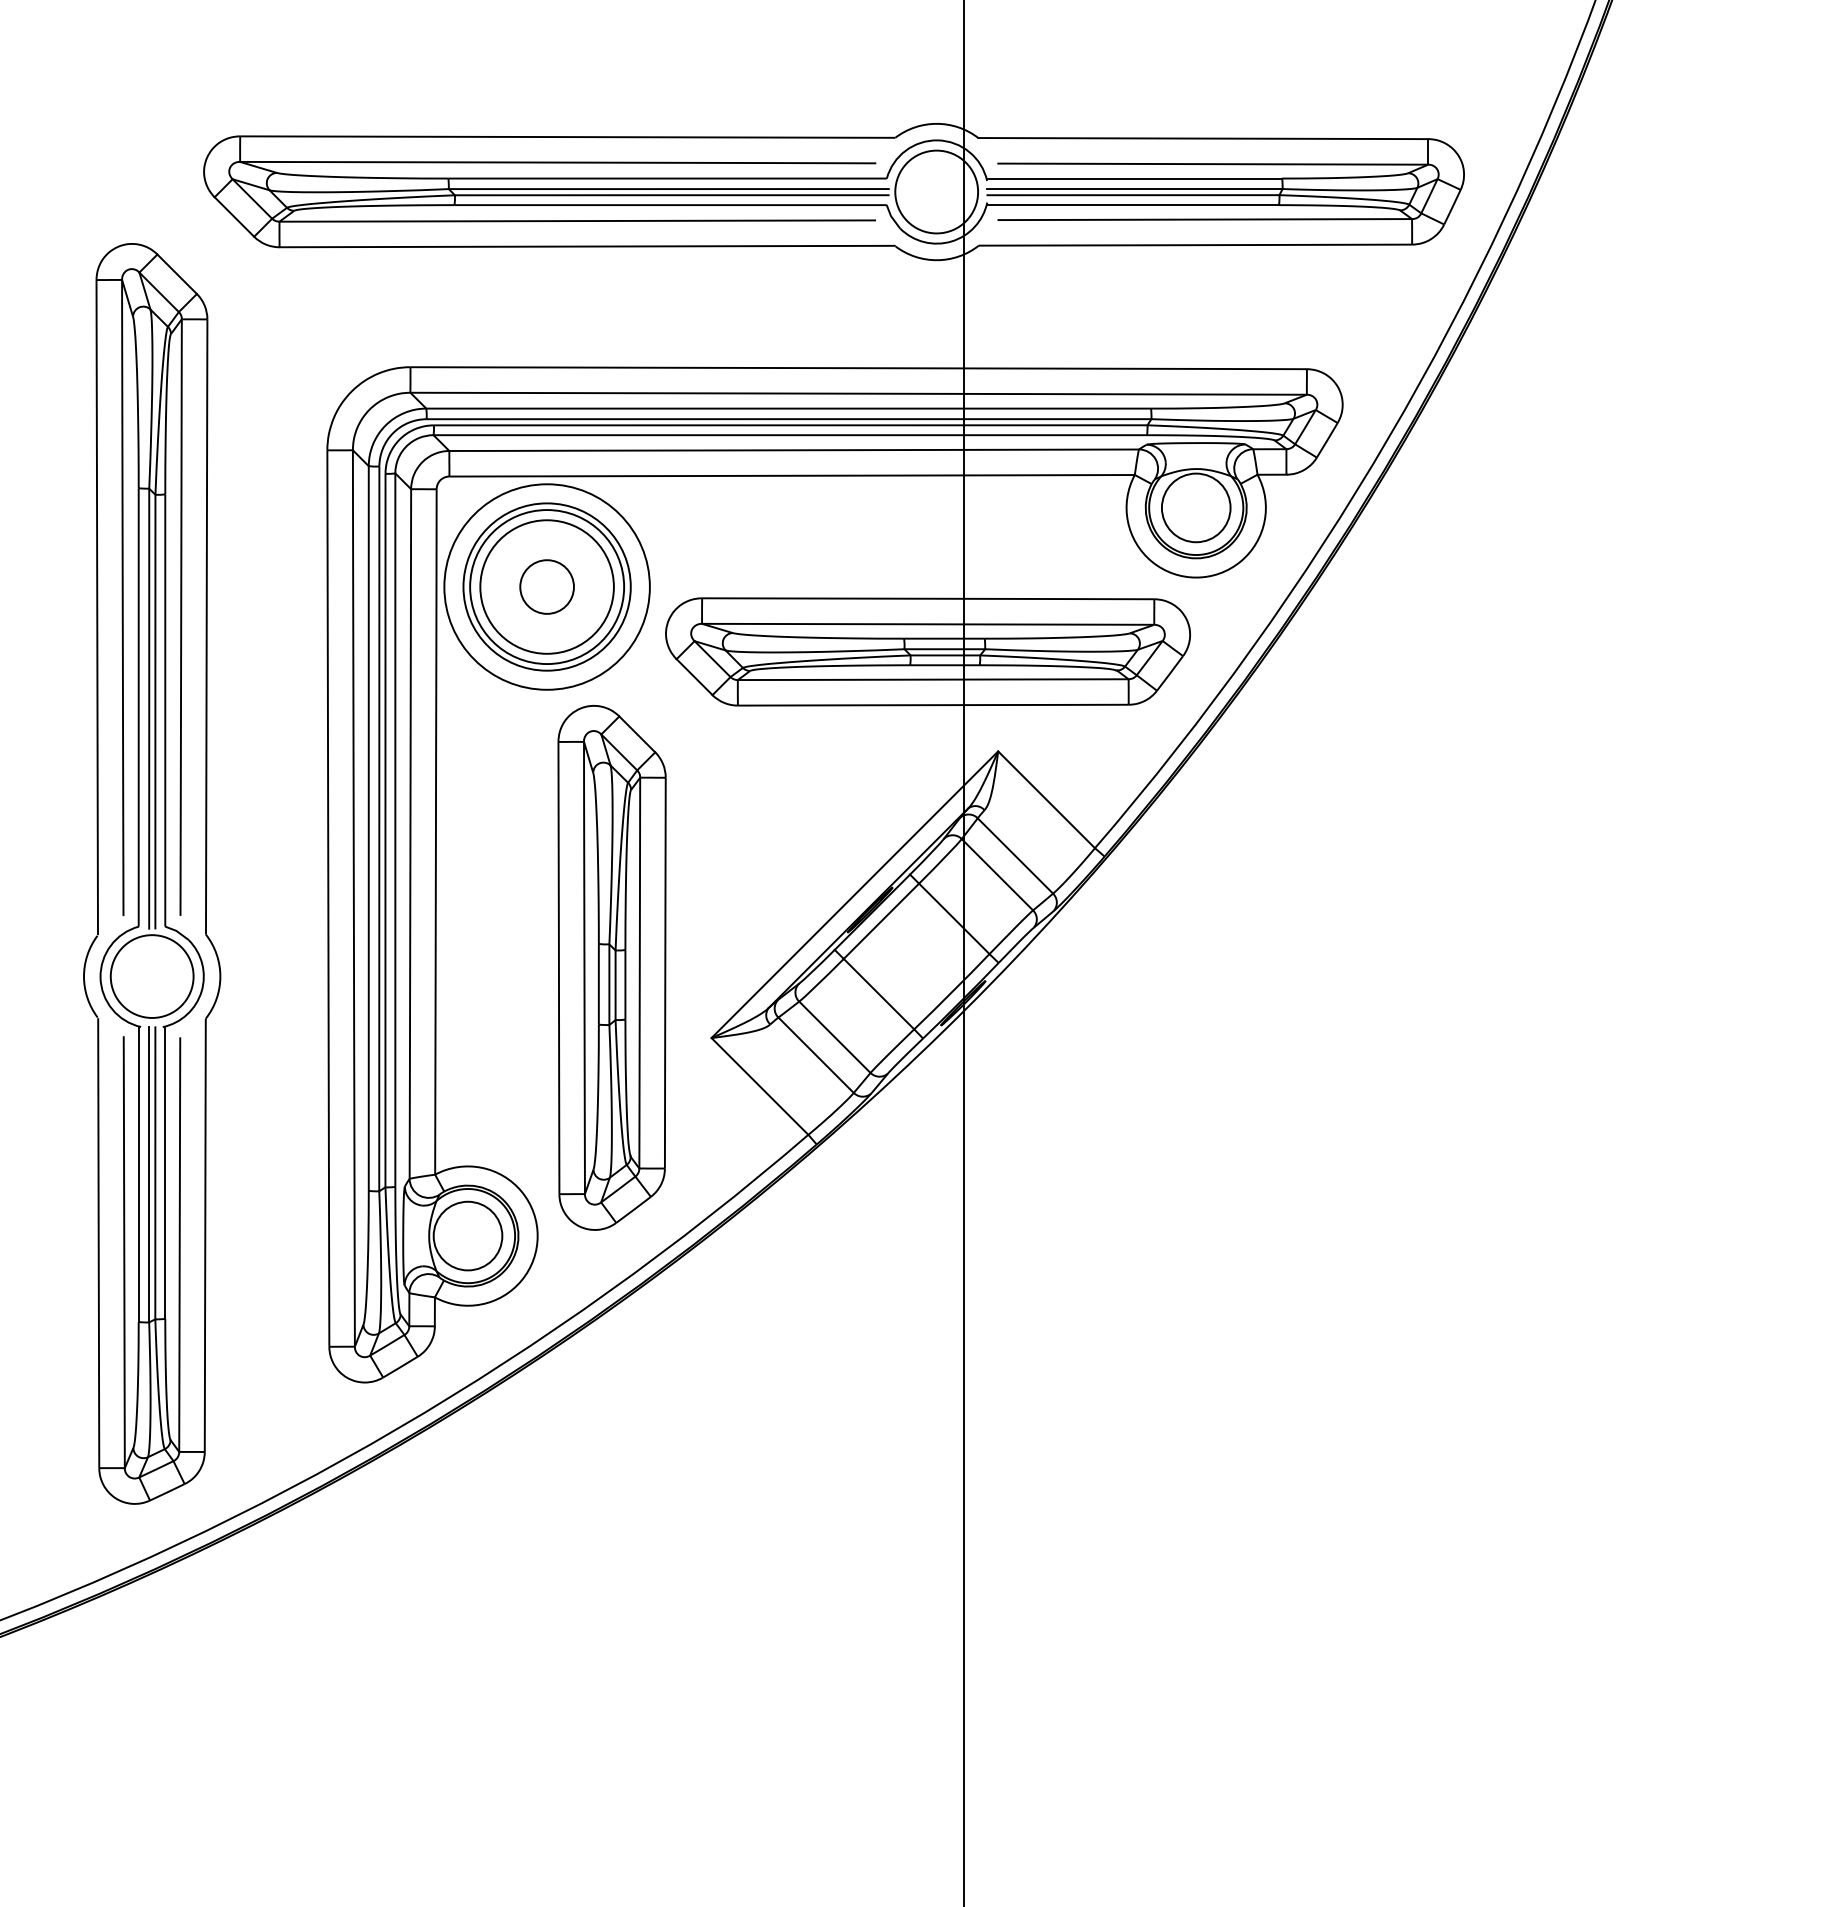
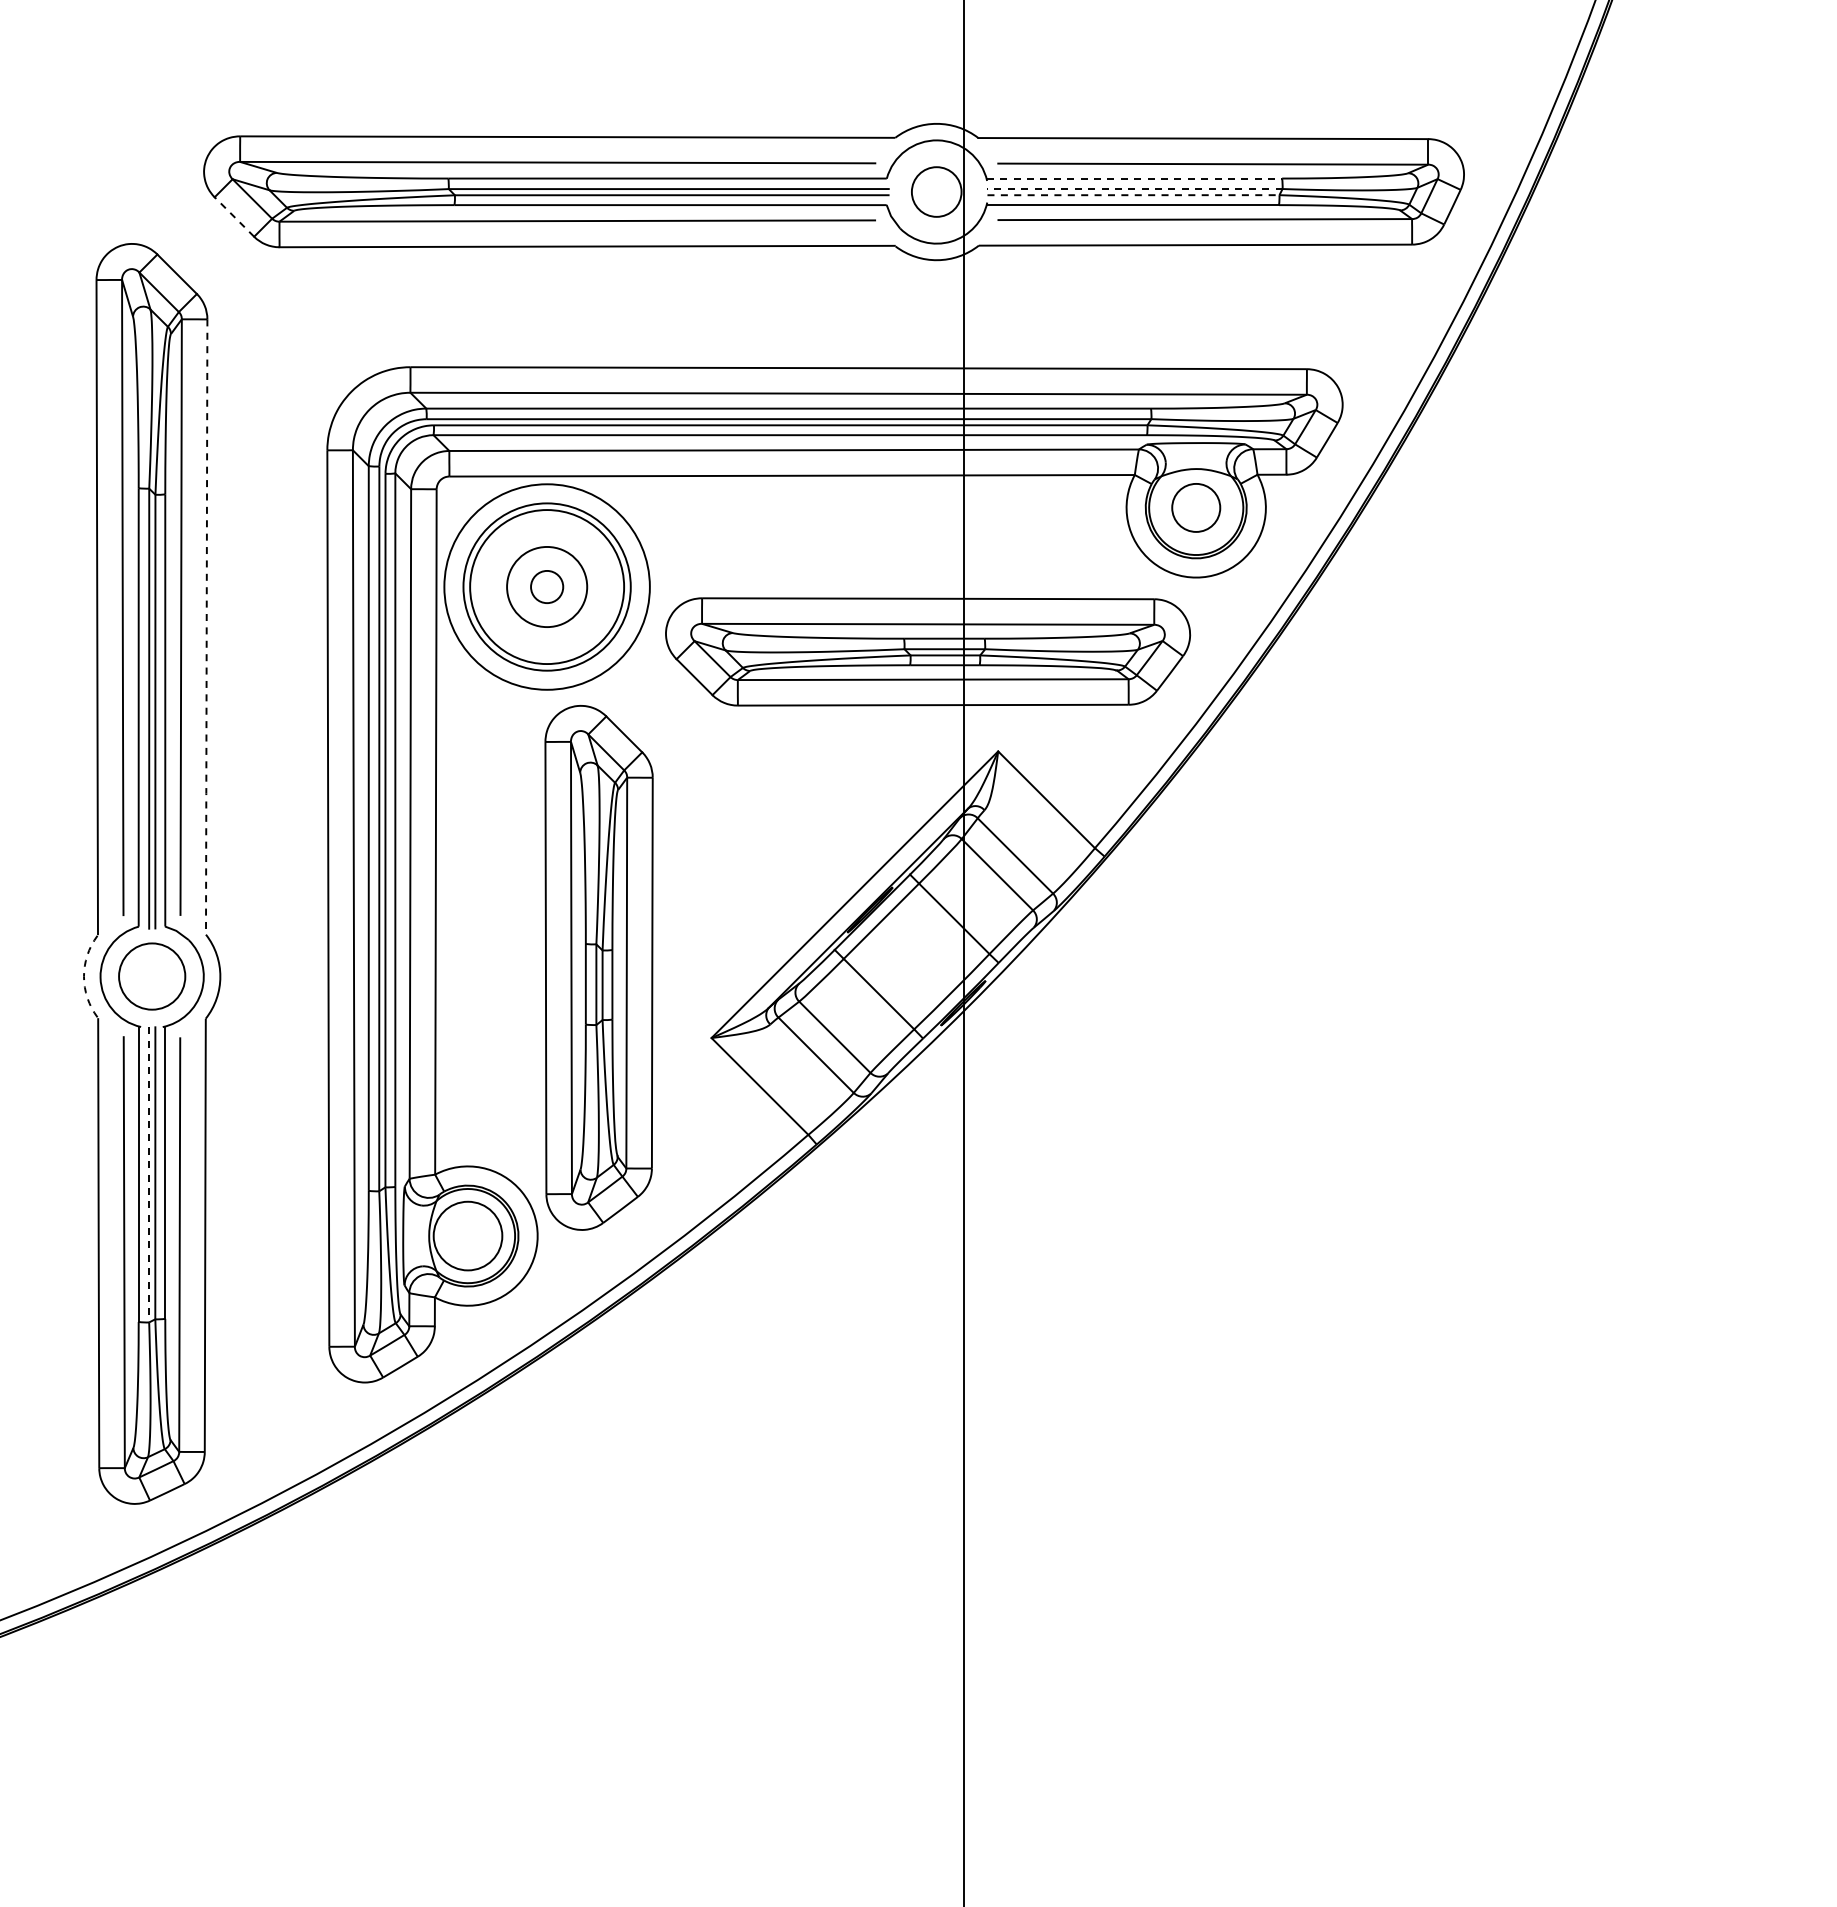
line: solid -> dashed (1134, 178)
line: solid -> dashed (1134, 189)
circle diameter: 83 px -> 50 px (936, 191)
line: solid -> dashed (1133, 195)
line: solid -> dashed (234, 217)
circle diameter: 69 px -> 48 px (1196, 507)
circle diameter: 134 px -> 80 px (547, 586)
circle diameter: 54 px -> 32 px (547, 586)
line: solid -> dashed (206, 627)
part position: (611, 967) -> (598, 967) (598, 967)
arc: solid -> dashed (84, 976)
circle diameter: 83 px -> 66 px (152, 976)
line: solid -> dashed (149, 1174)
